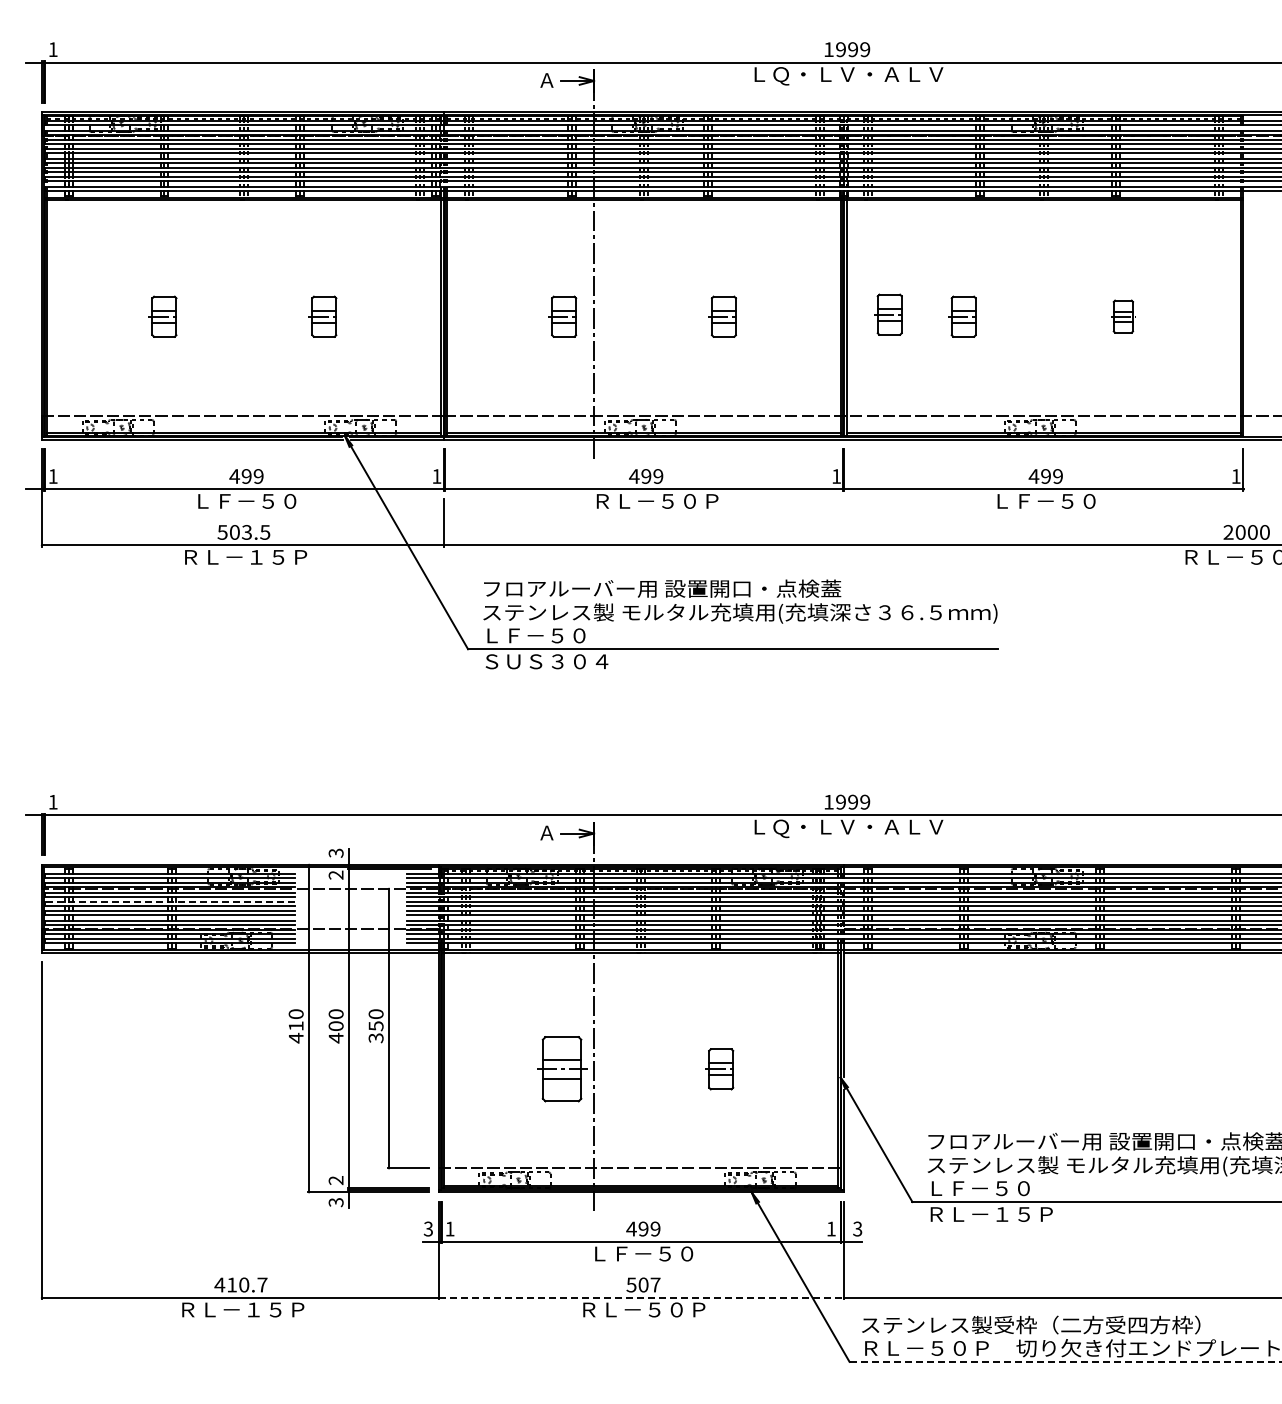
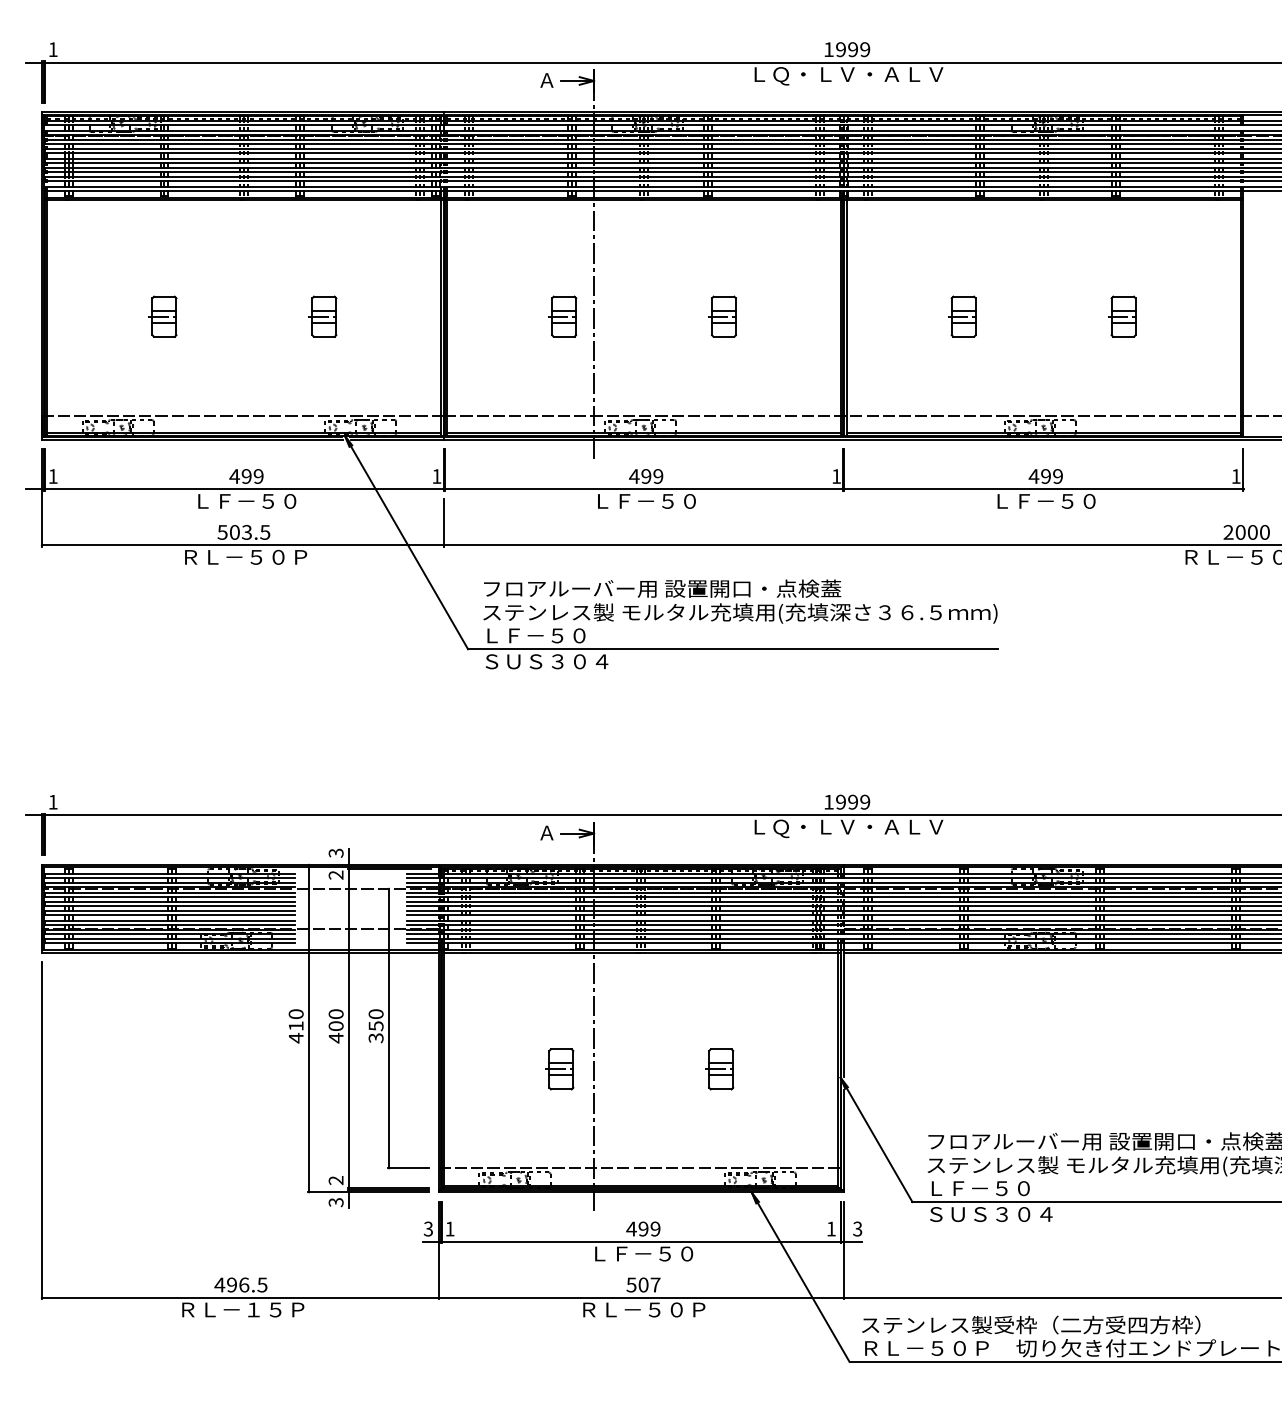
part: present -> none (888, 314)
part size: 25x35 px -> 29x43 px (1122, 316)
text: ＲＬ－５０Ｐ -> ＬＦ－５０ (657, 501)
text: ＲＬ－１５Ｐ -> ＲＬ－５０Ｐ (267, 556)
line: dashed -> solid (169, 901)
part size: 51x67 px -> 30x43 px (559, 1069)
text: ＲＬ－１５Ｐ -> ＳＵＳ３０４ (991, 1214)
text: 410.7 -> 496.5 (247, 1284)
line: dashed -> solid (641, 1297)
line: dashed -> solid (1066, 1361)
